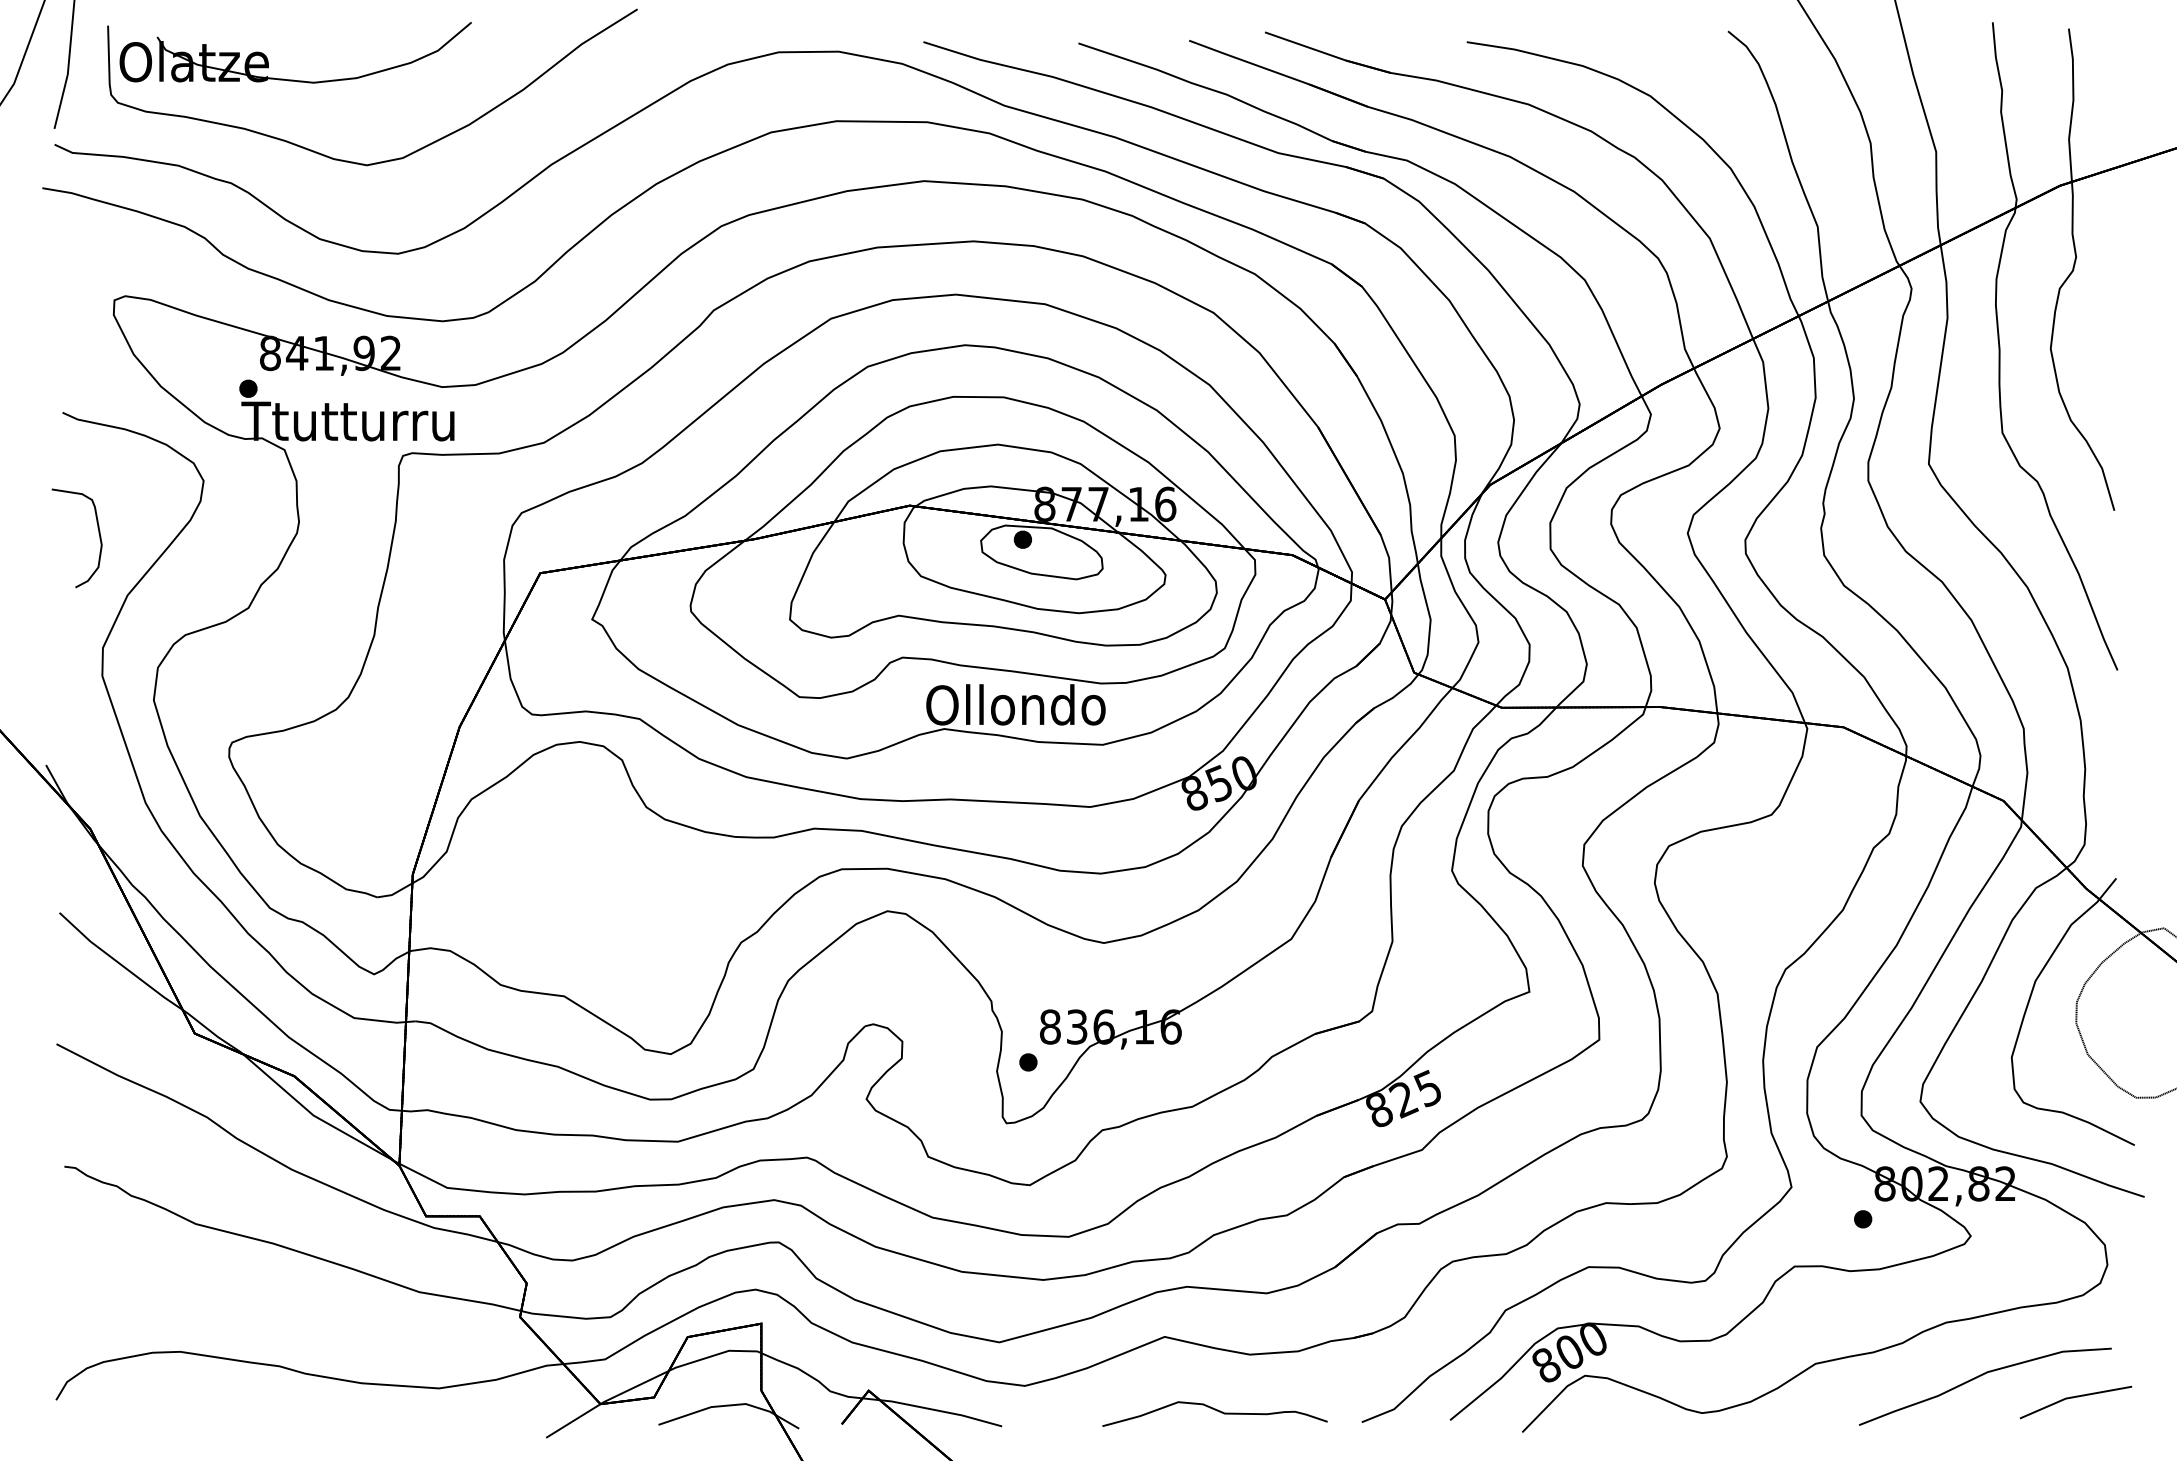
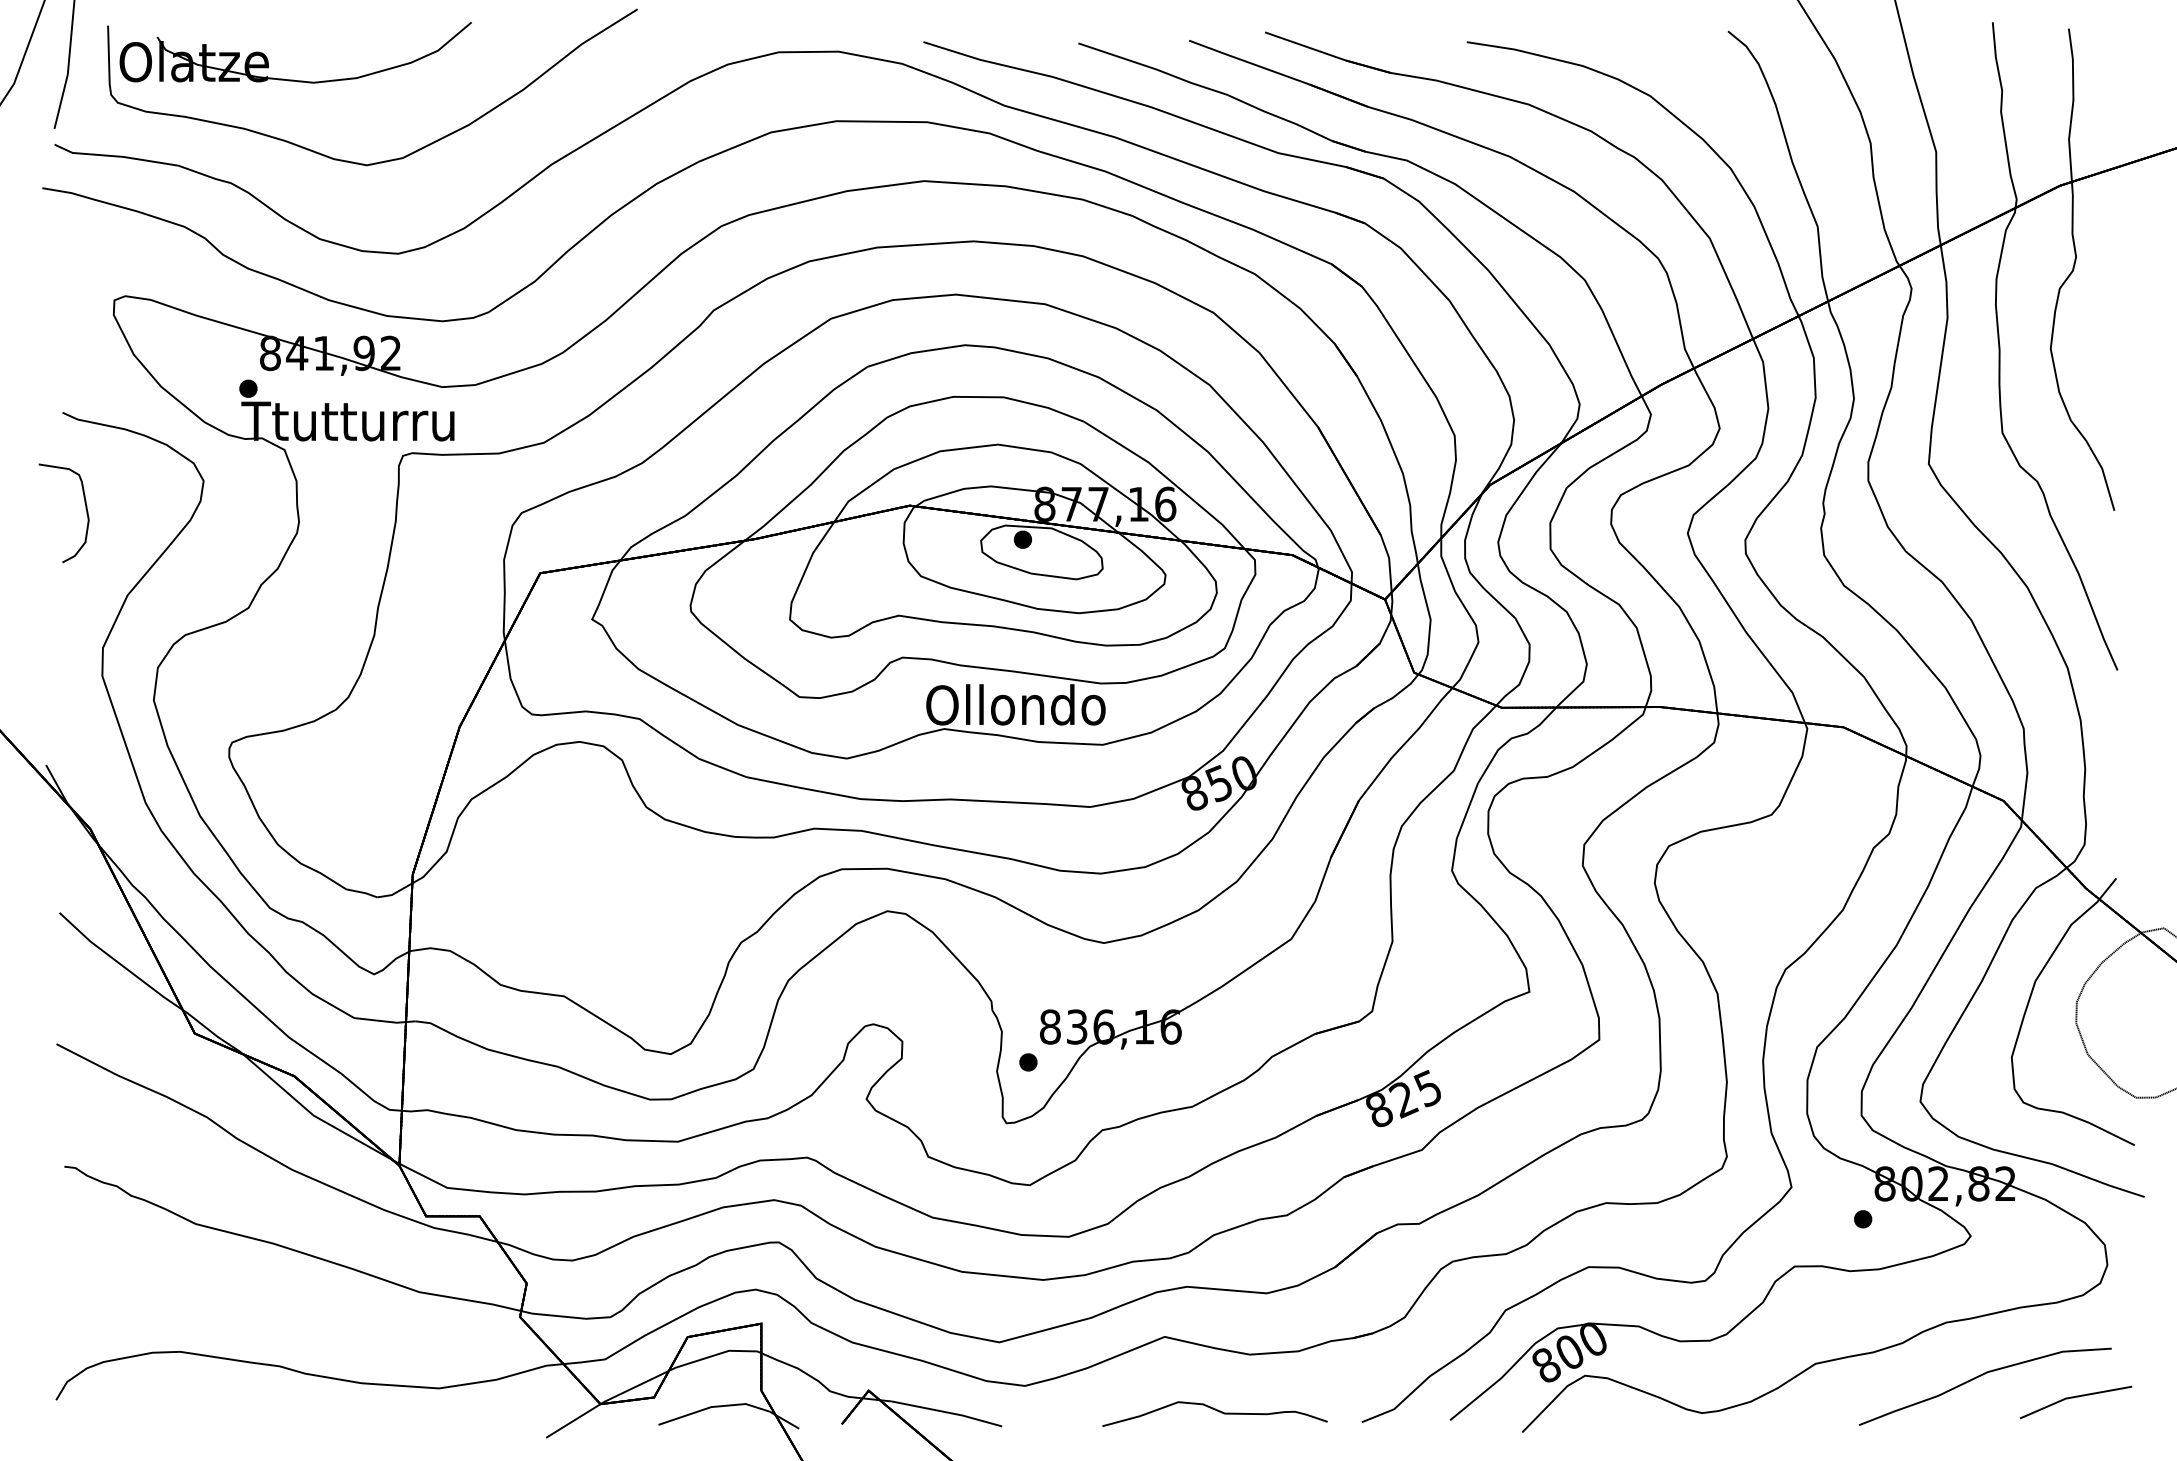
curve position: (98, 533) -> (85, 508) (85, 508)
